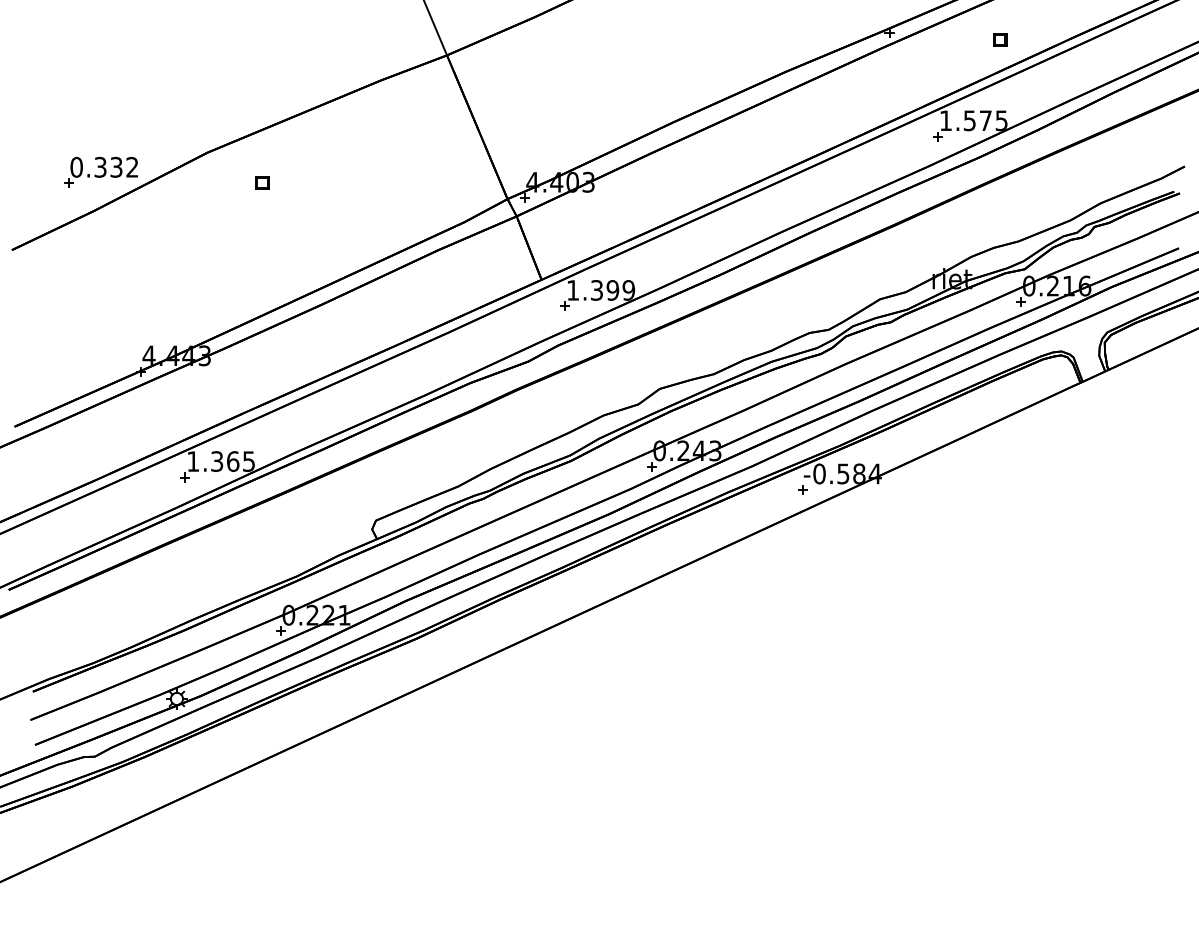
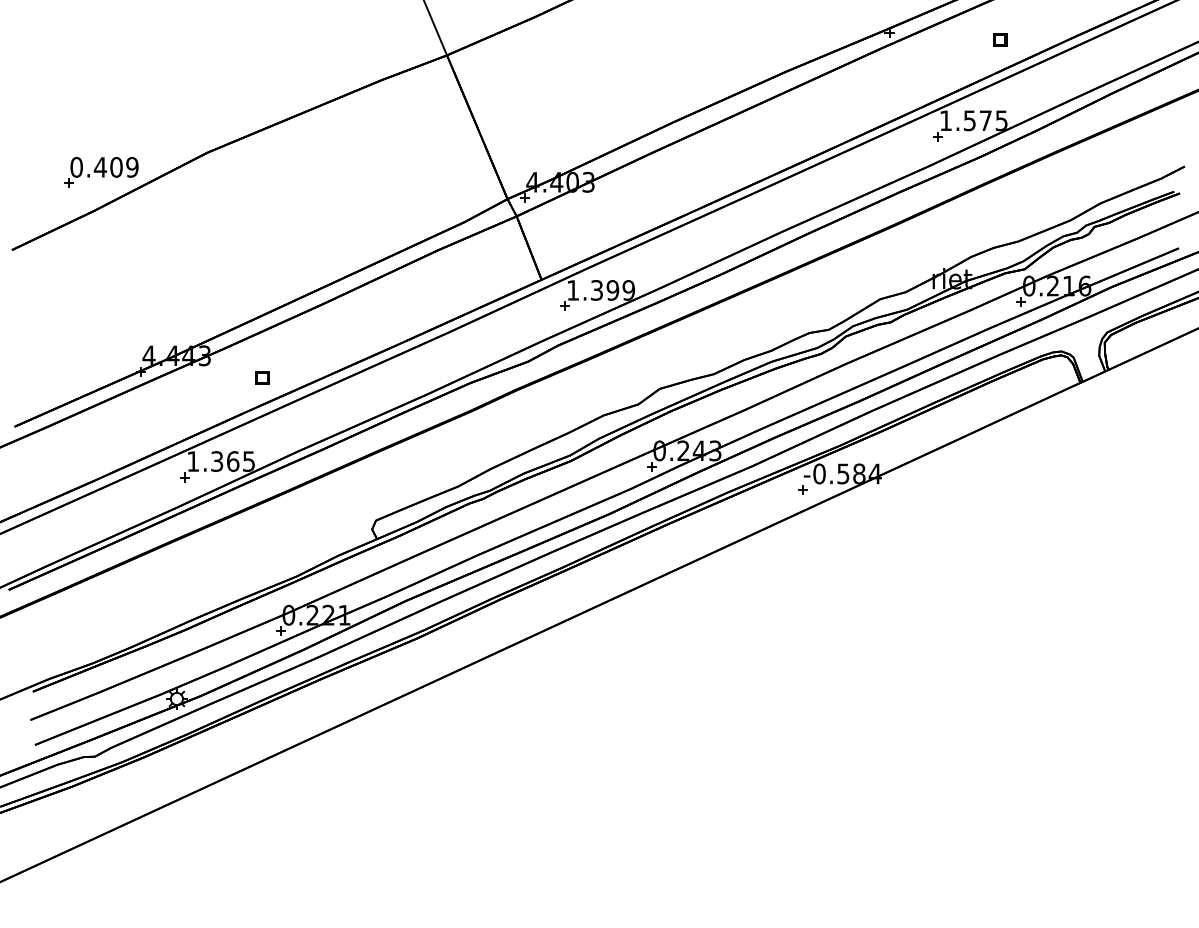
text: 0.332 -> 0.409 (115, 166)
part position: (262, 182) -> (262, 377) (262, 377)
